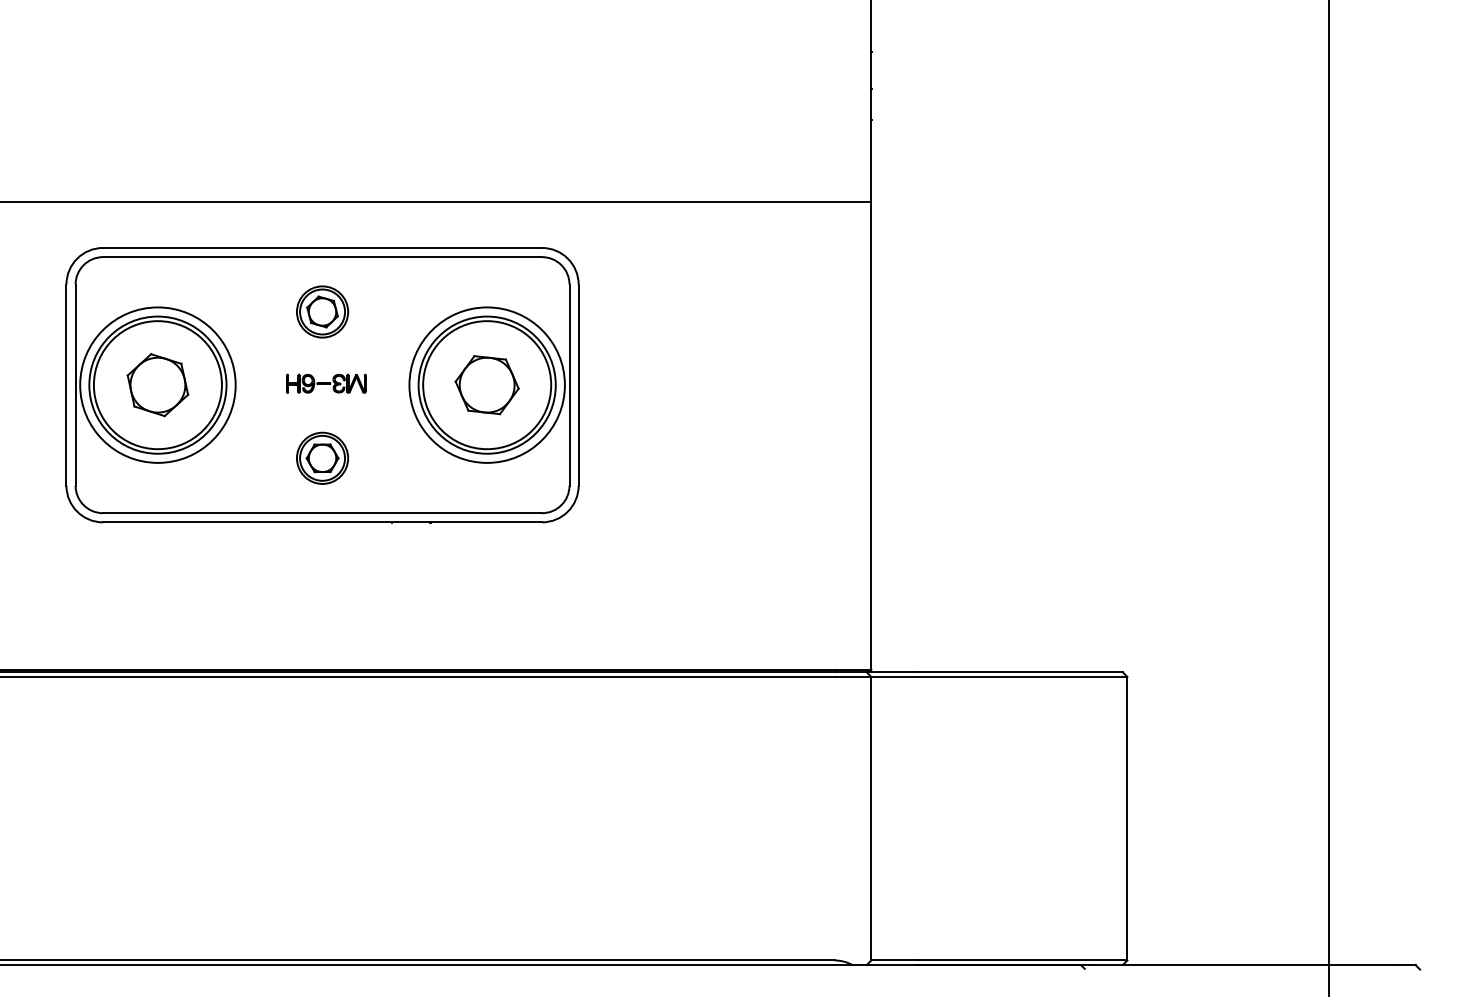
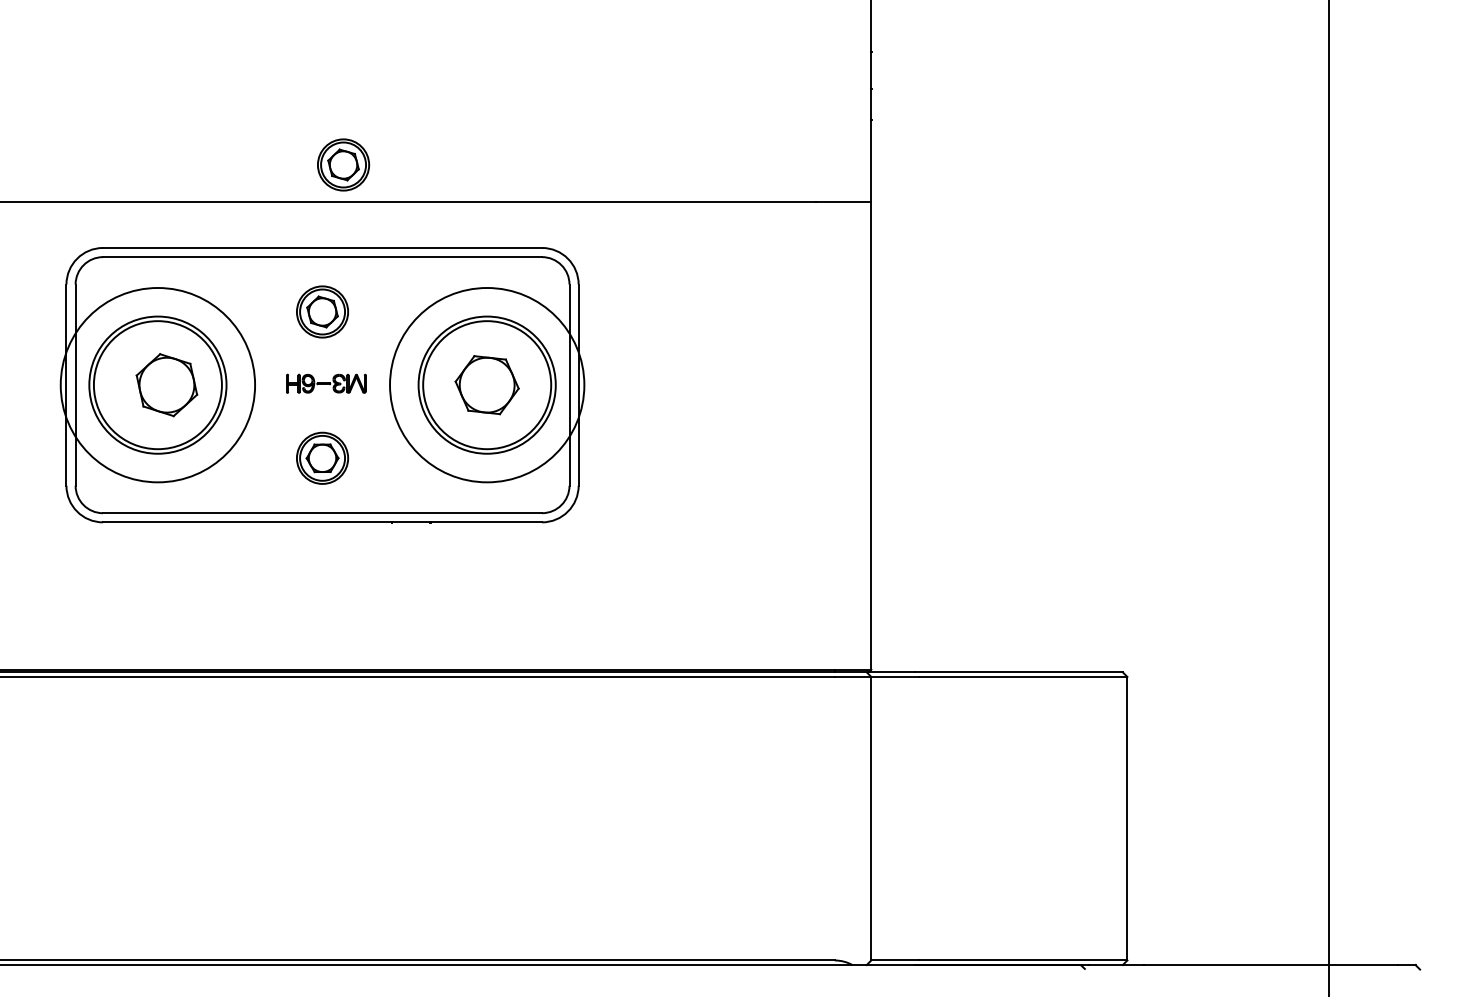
part: none -> present (343, 164)
circle diameter: 155 px -> 194 px (157, 385)
circle diameter: 155 px -> 194 px (487, 385)
part position: (157, 385) -> (166, 385) (166, 385)
